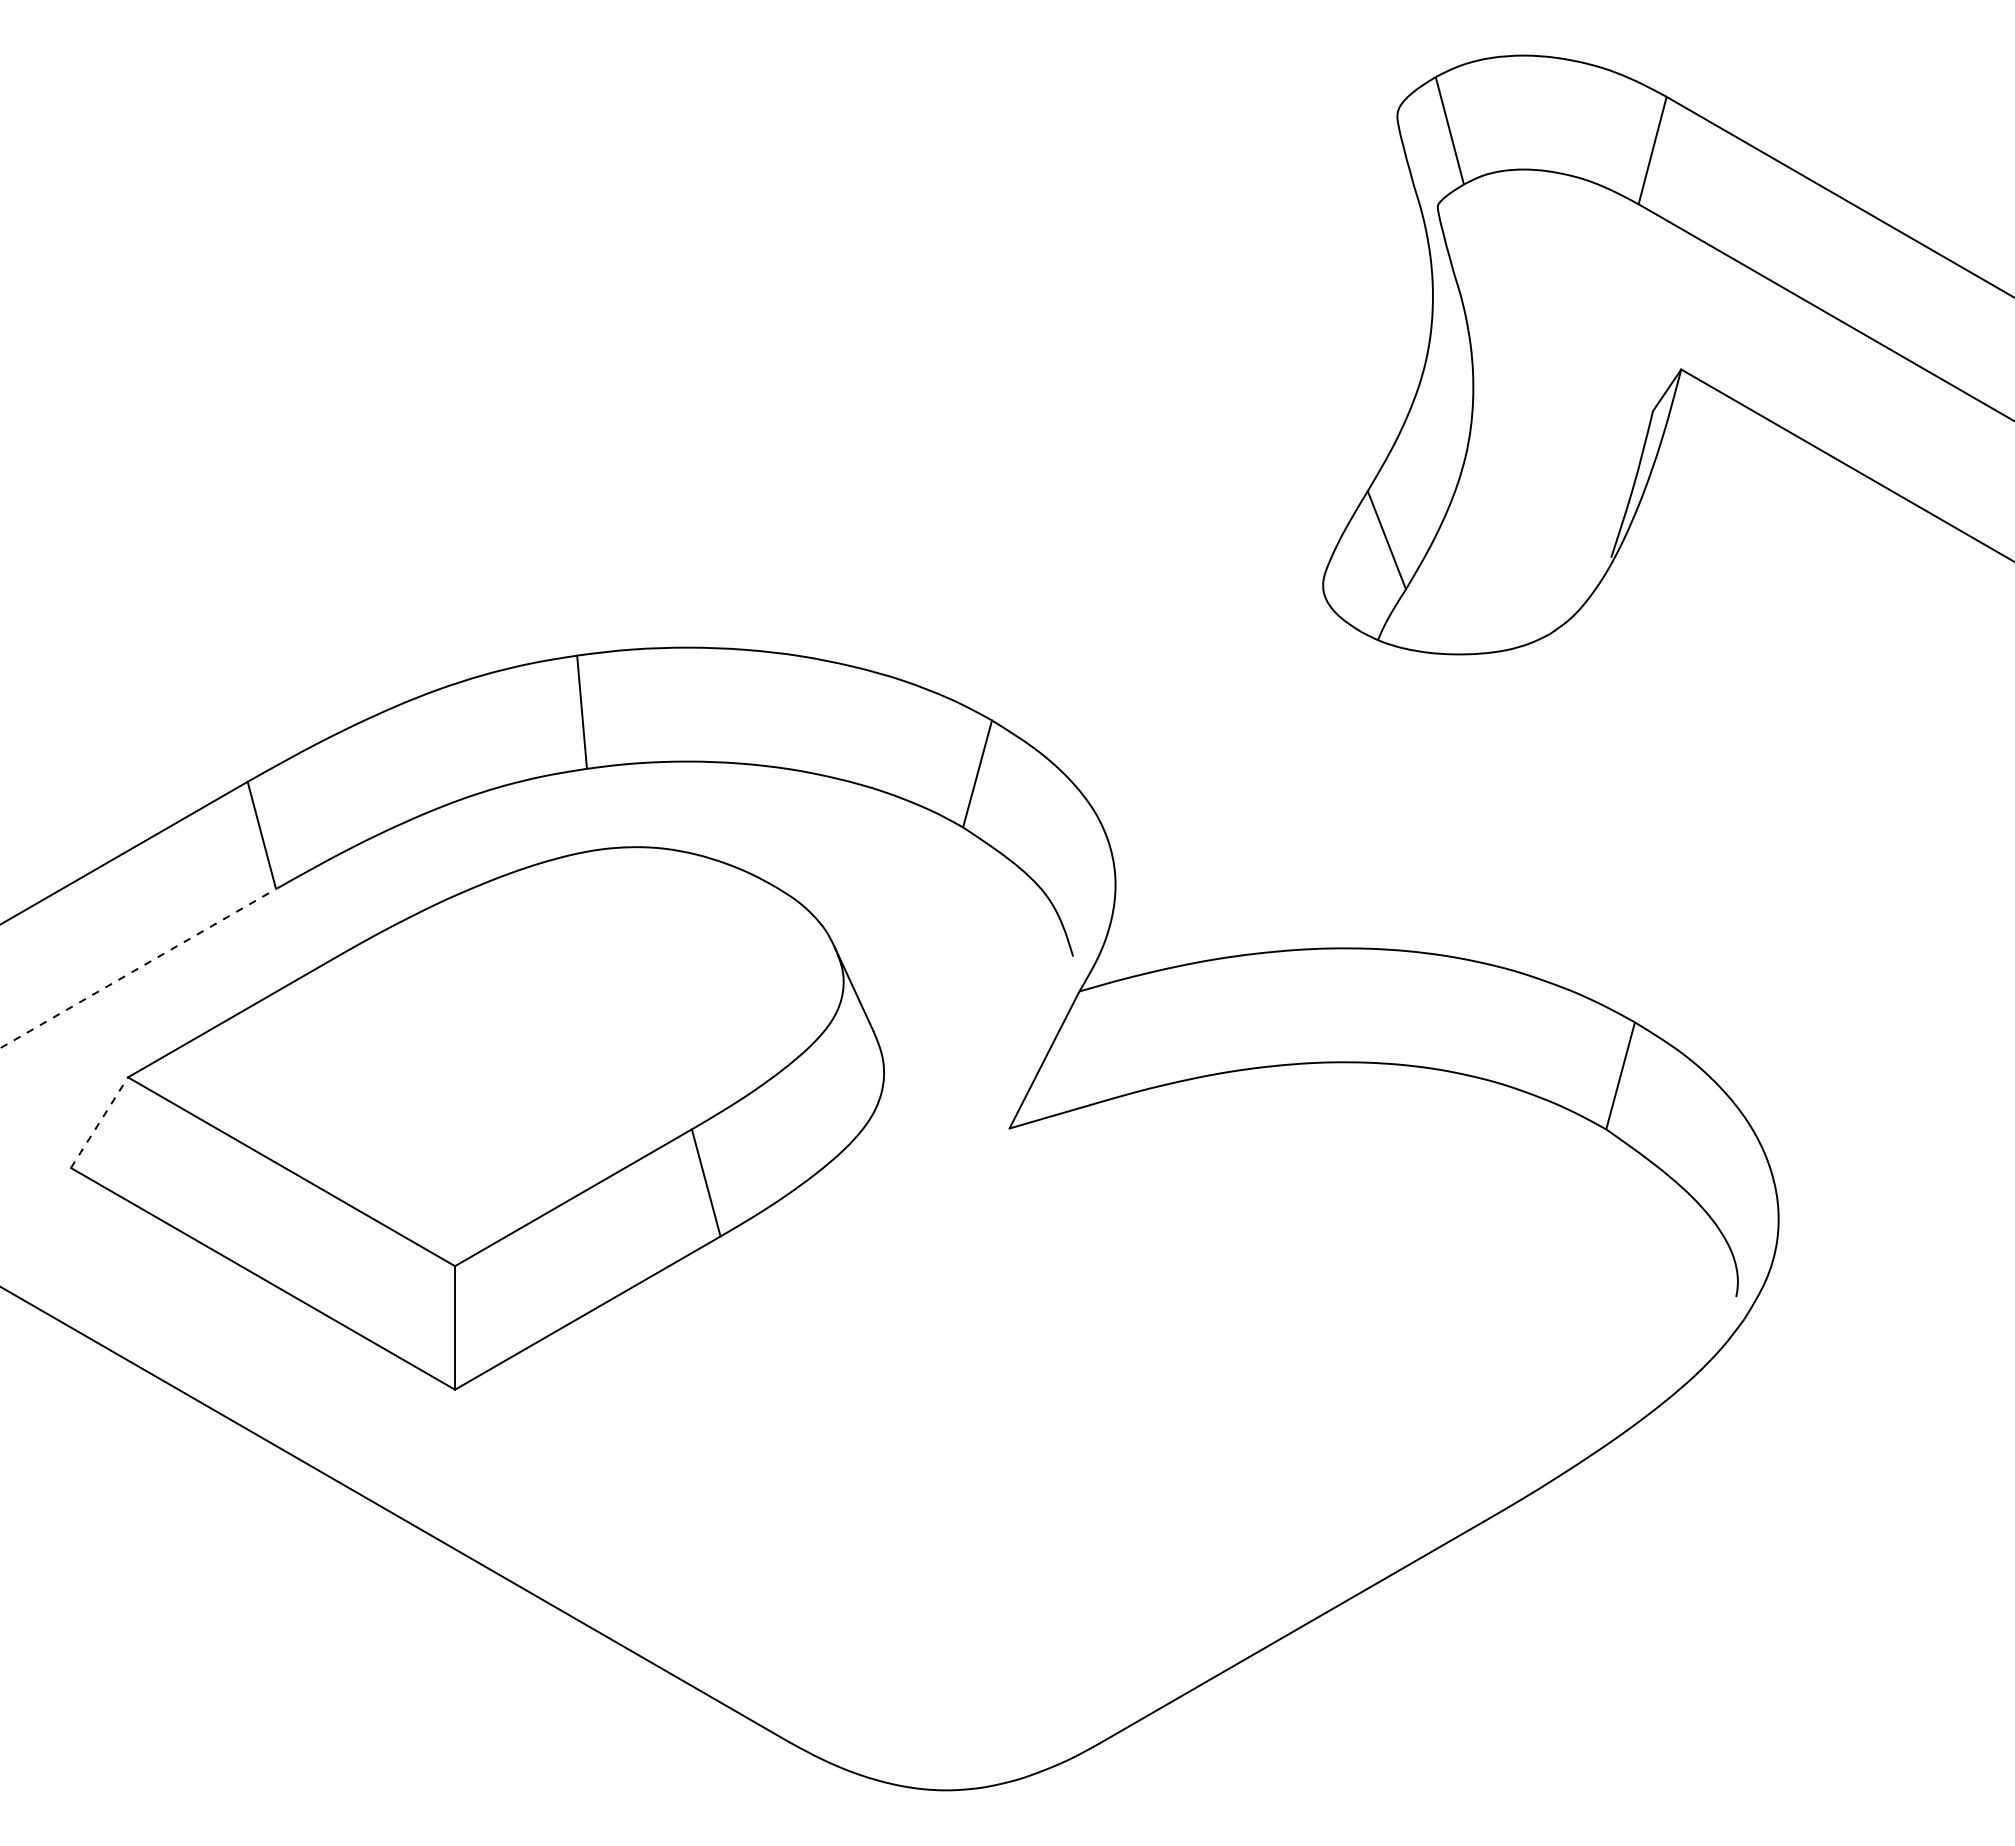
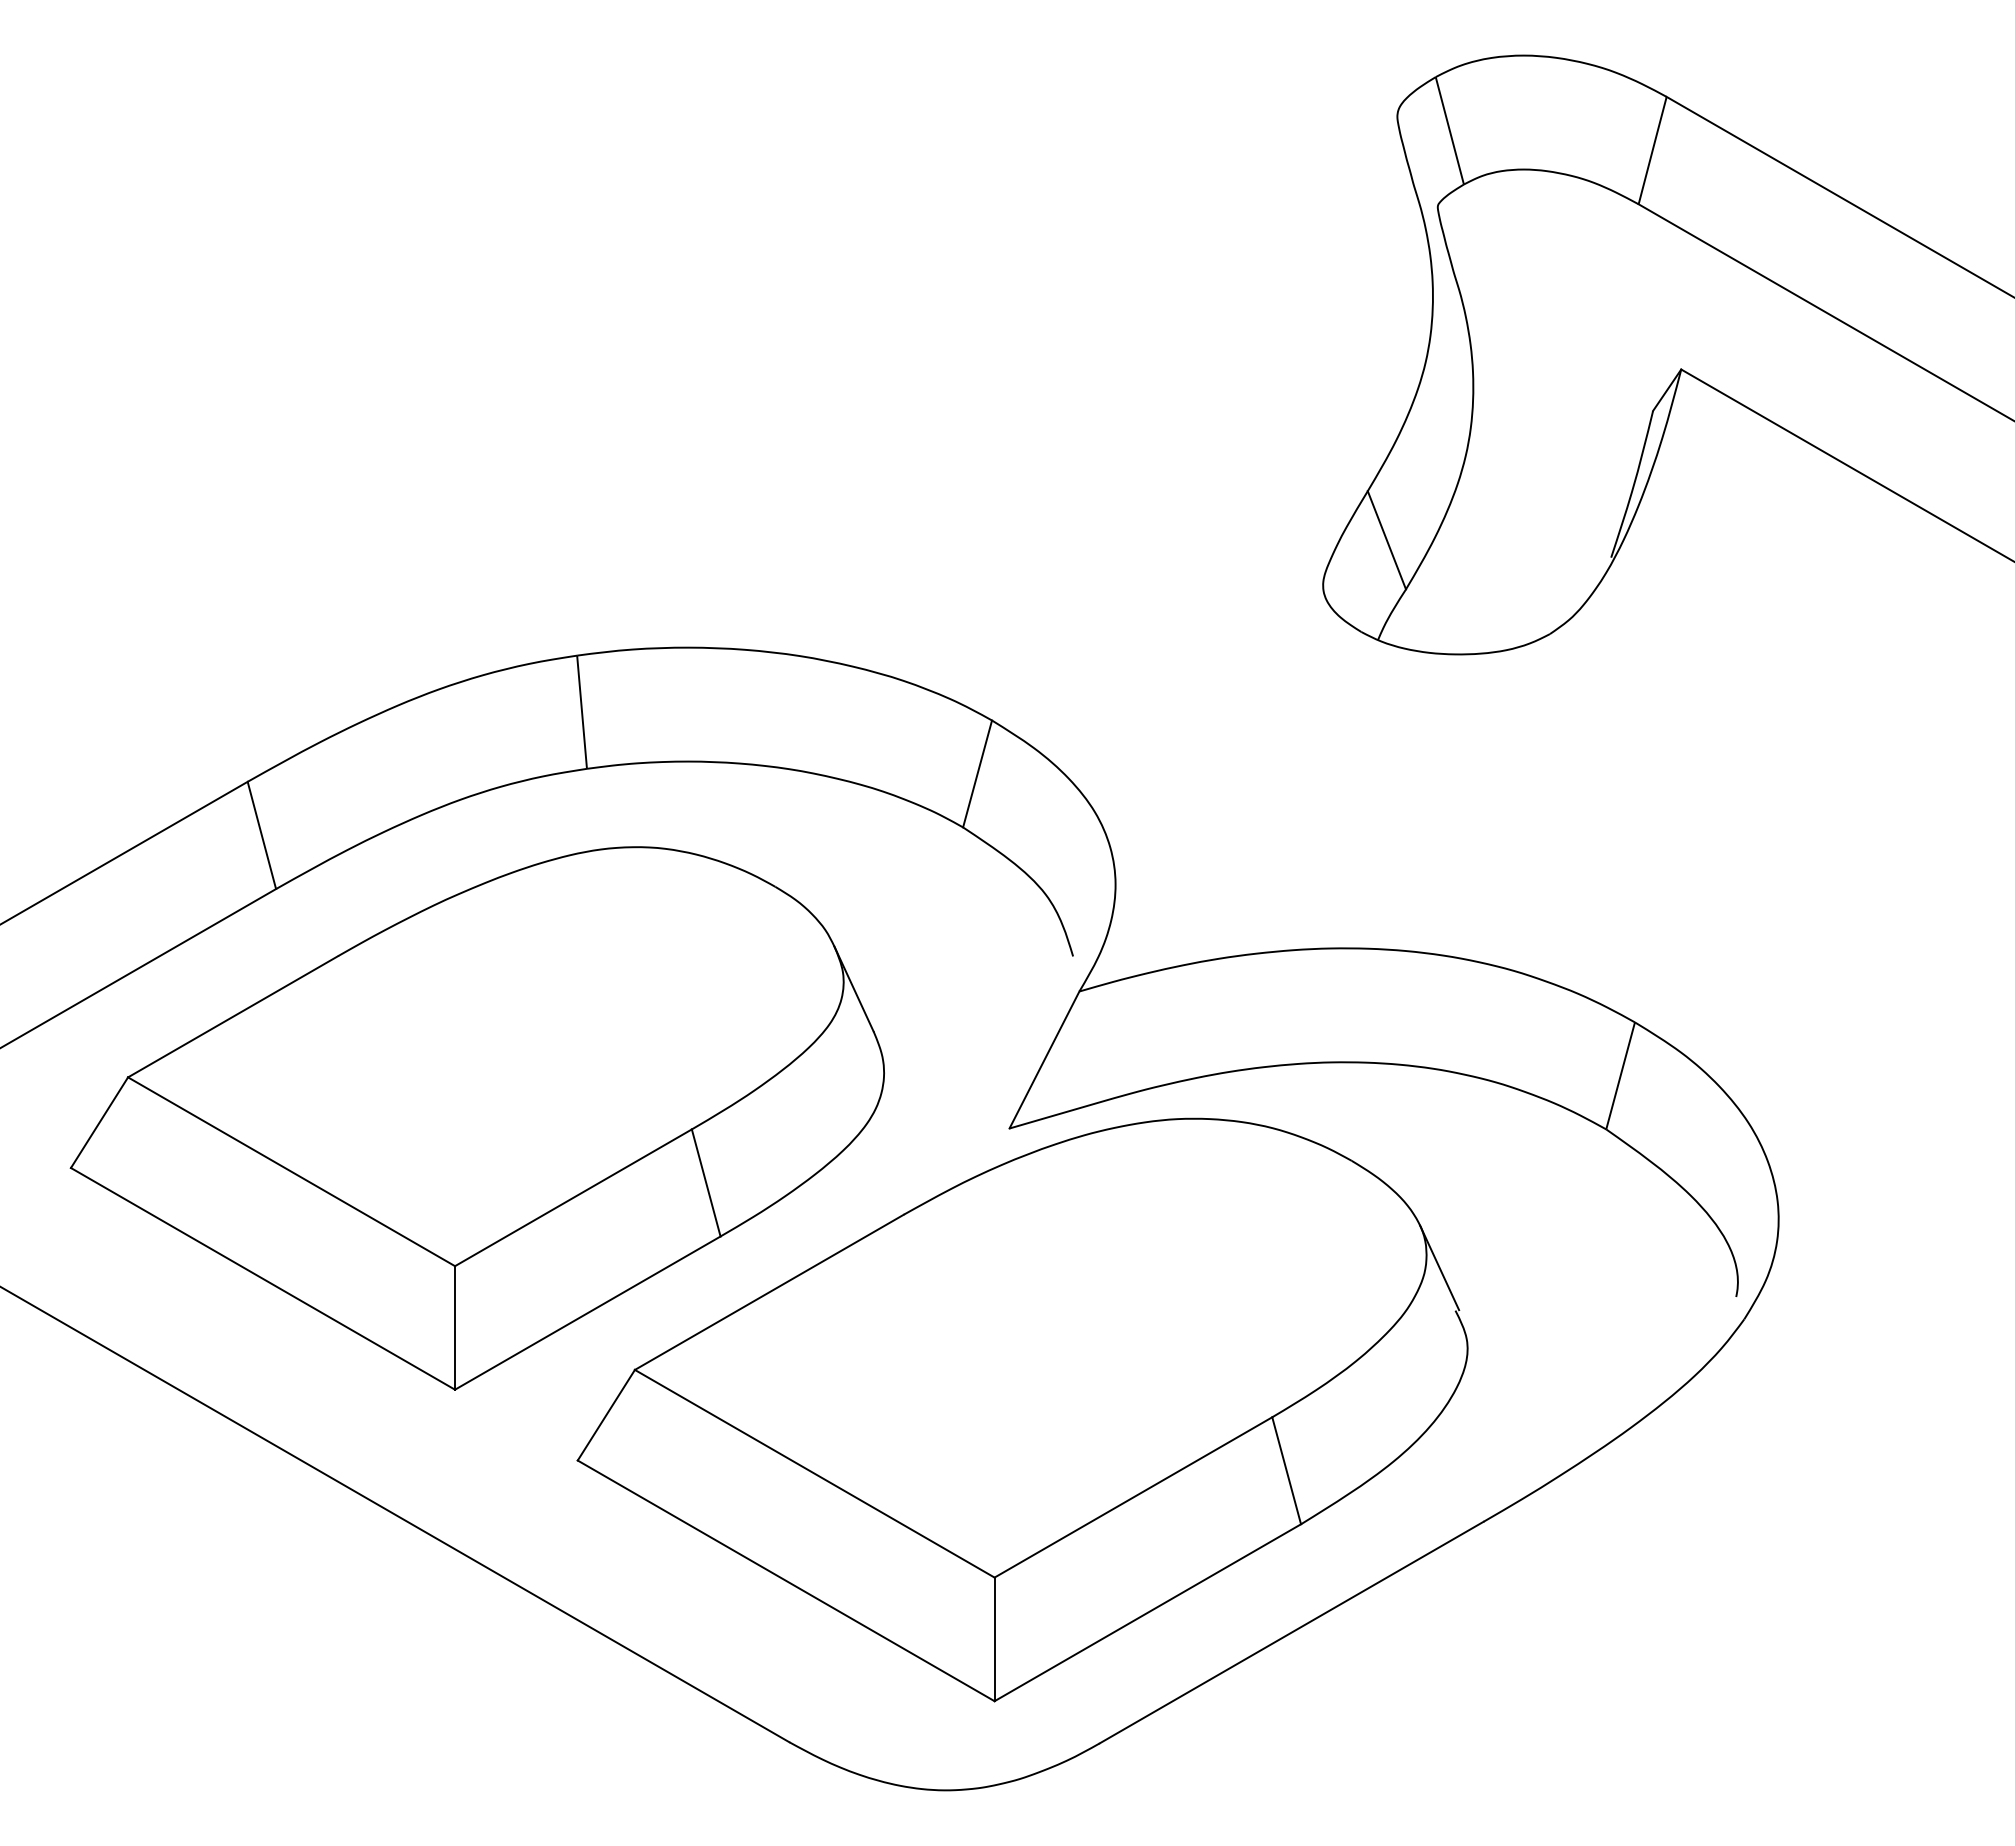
line: dashed -> solid (138, 968)
line: dashed -> solid (99, 1122)
part: none -> present (1022, 1409)
